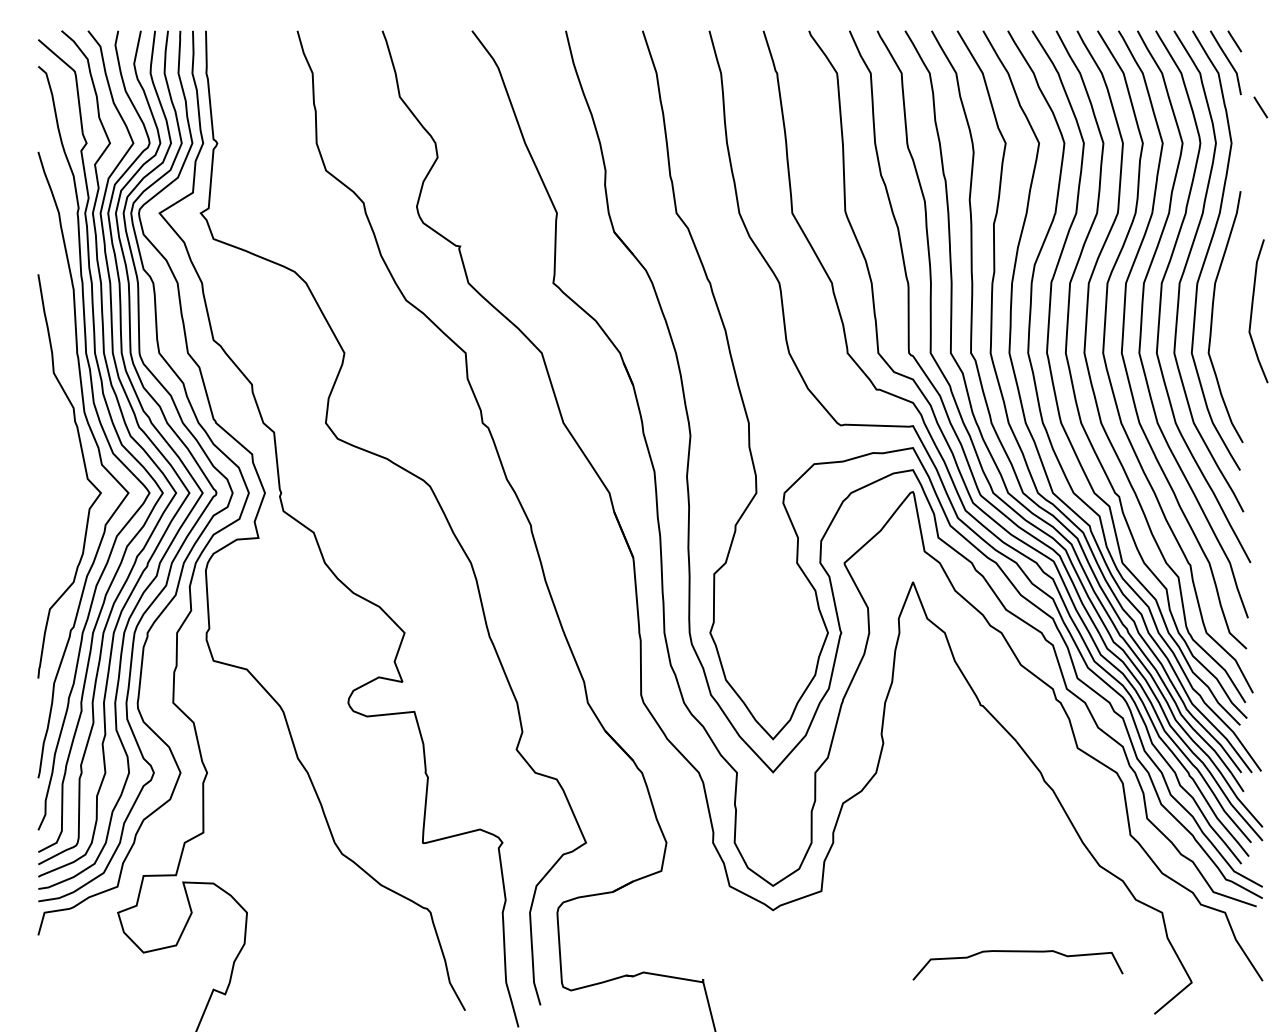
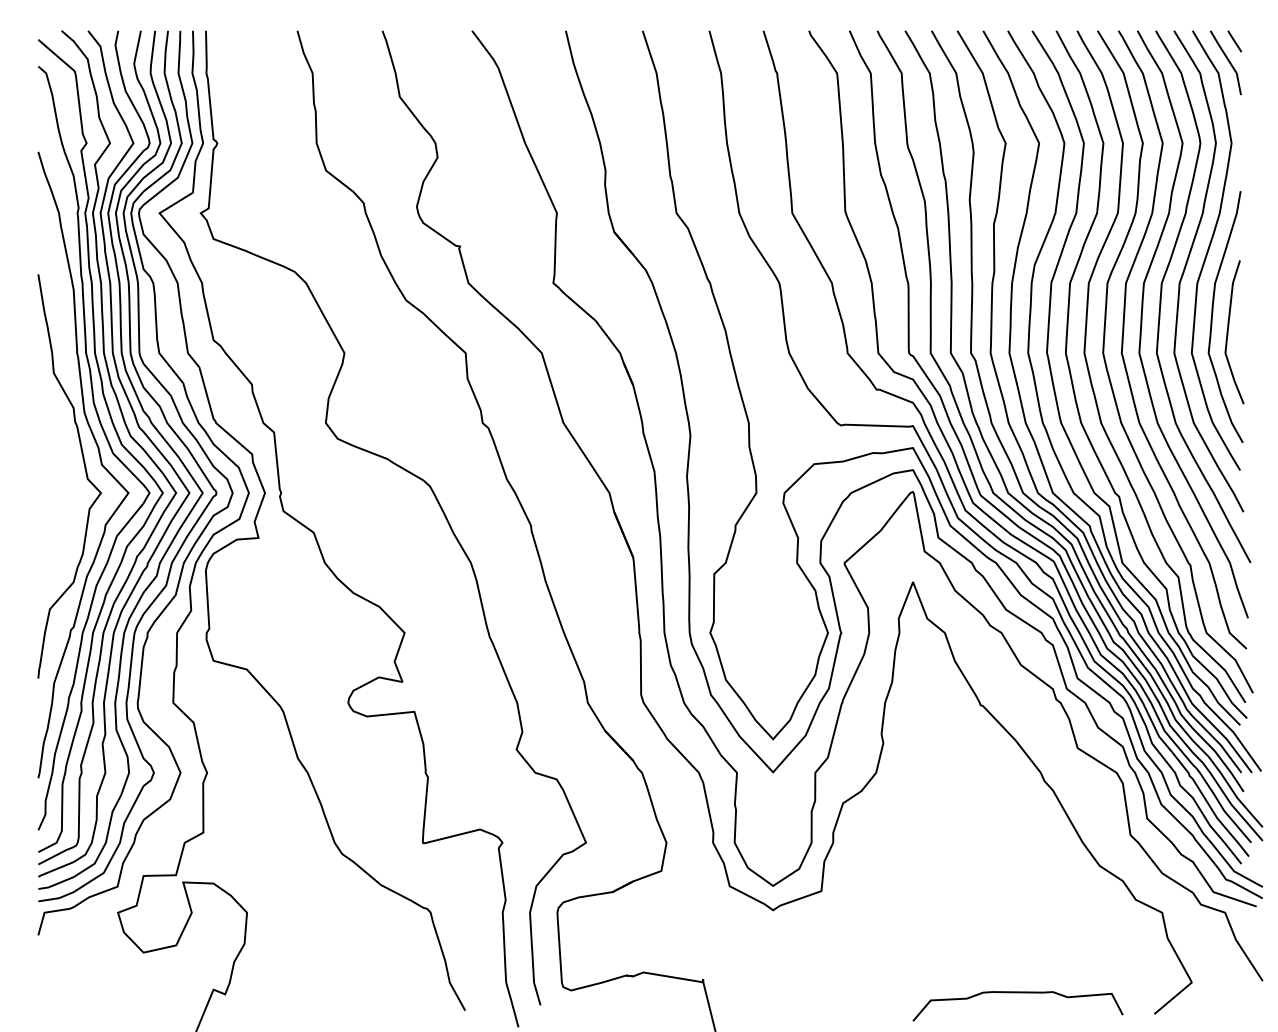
line: present -> none (1260, 107)
curve position: (1252, 311) -> (1228, 332) (1228, 332)
curve position: (1017, 952) -> (1017, 993) (1017, 993)
